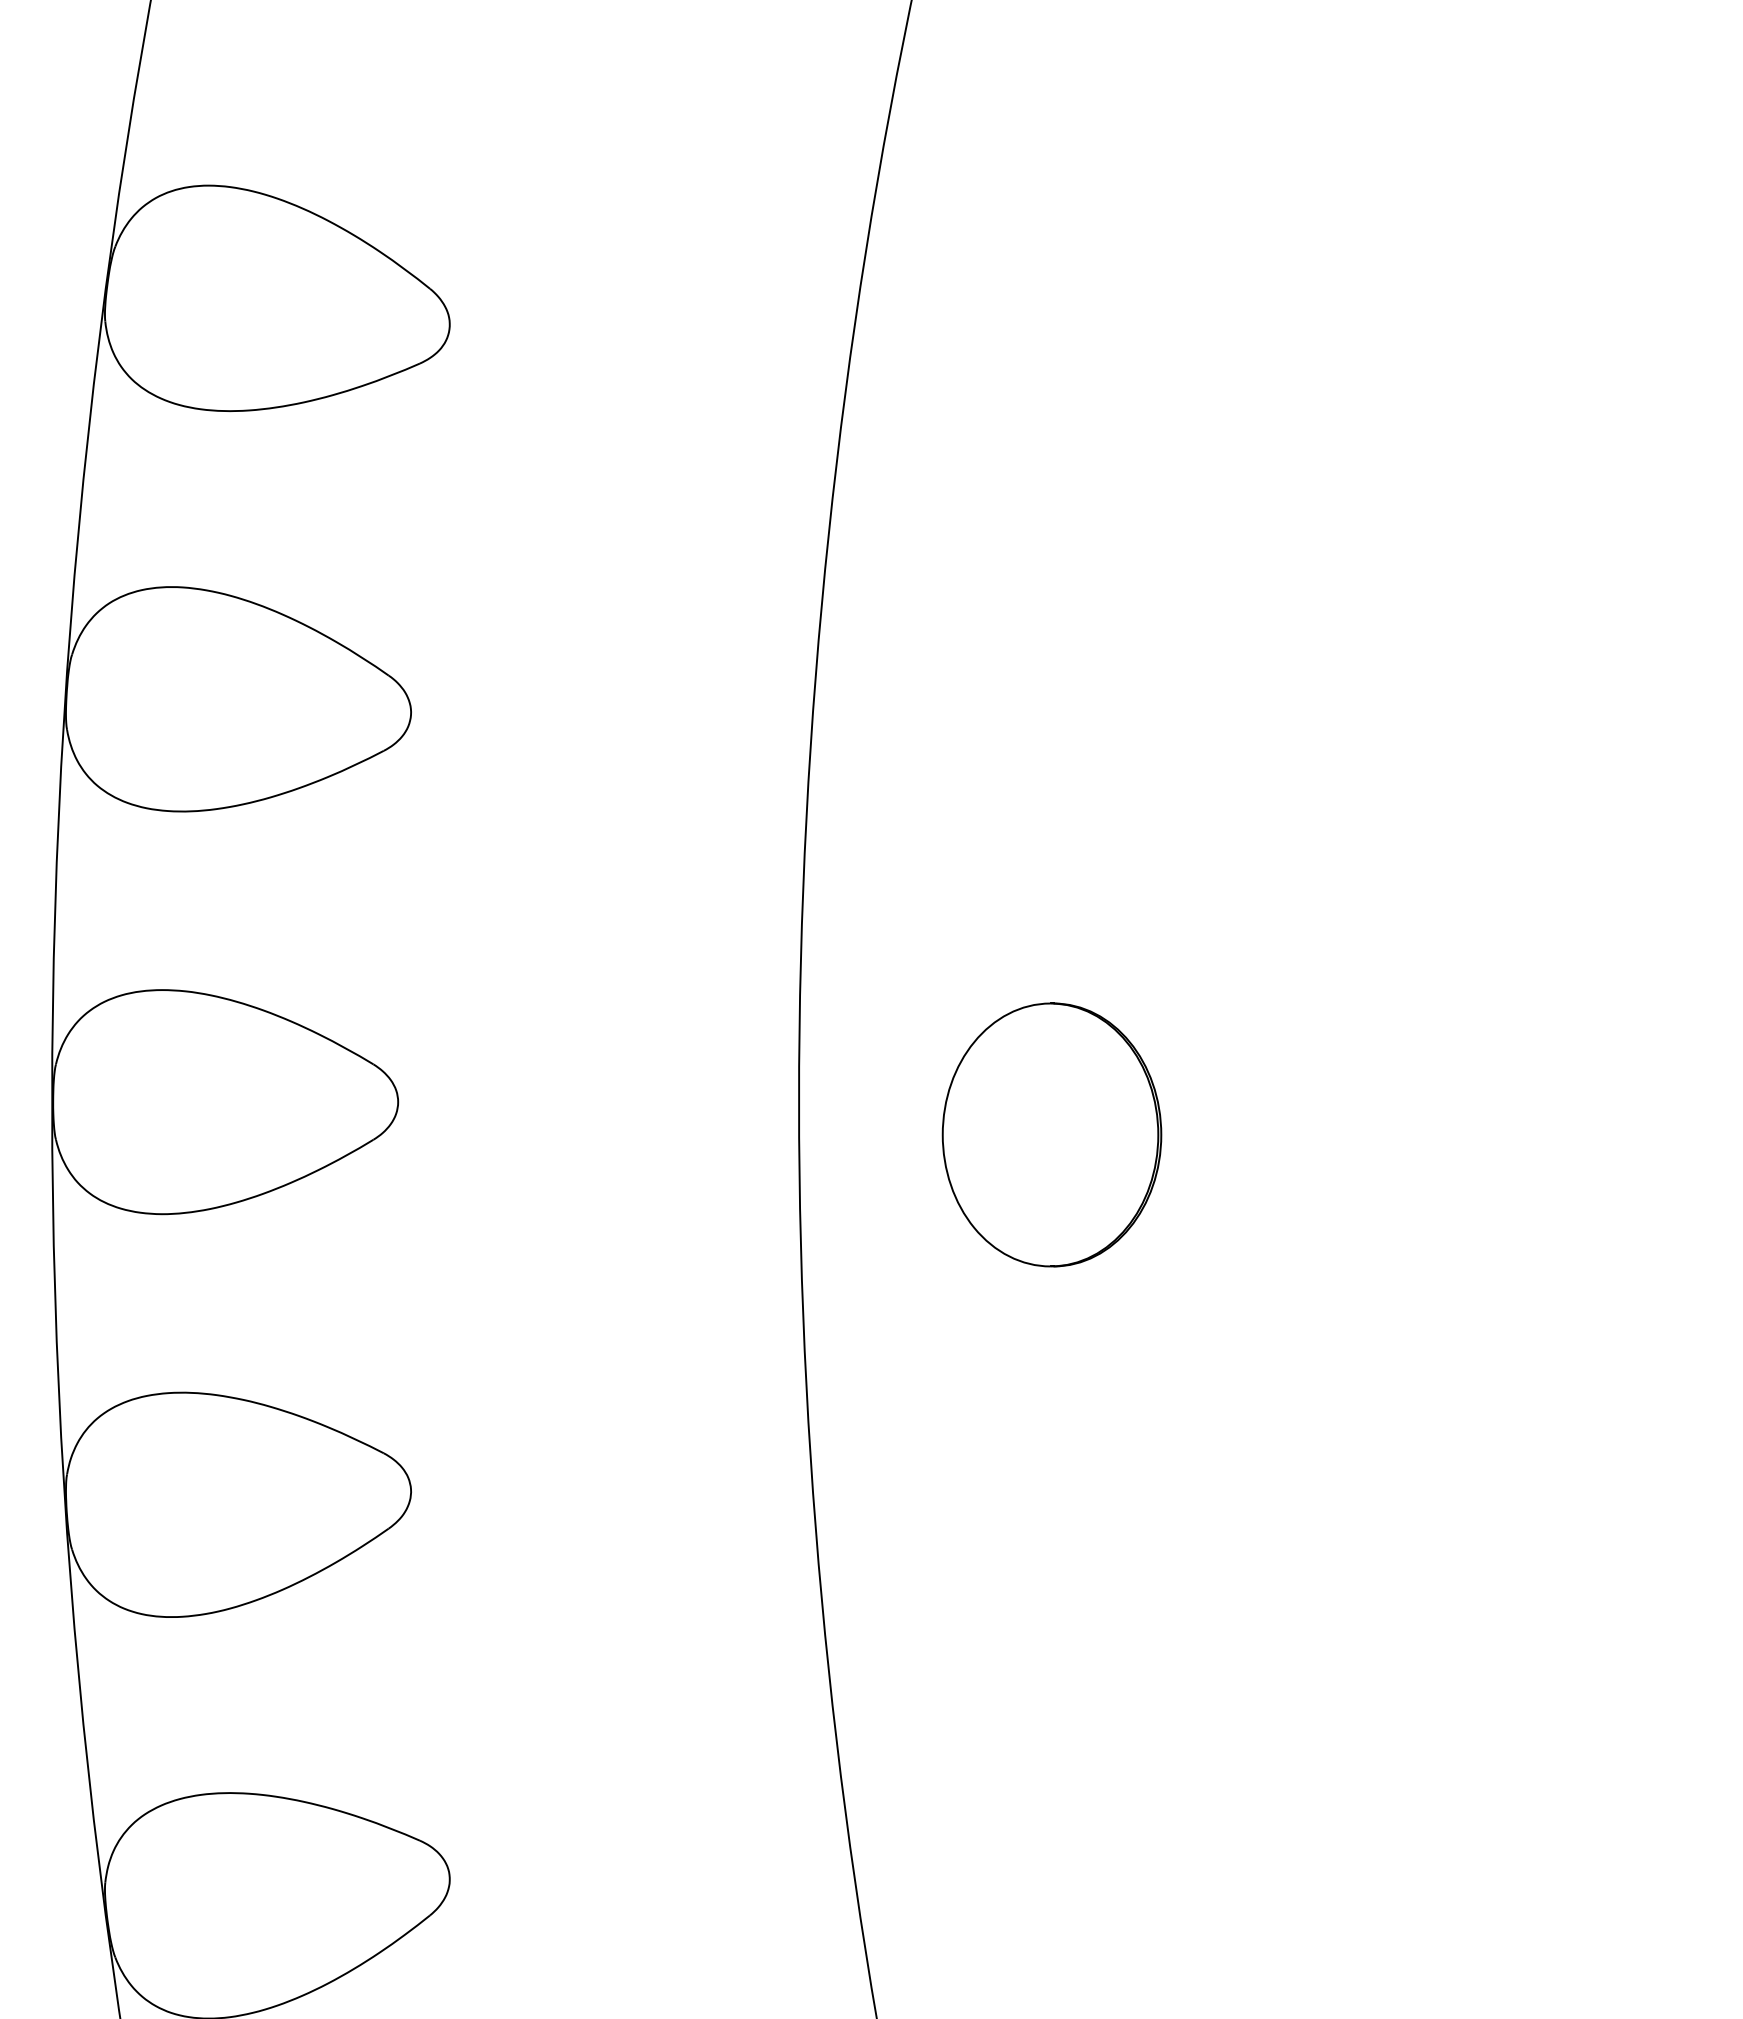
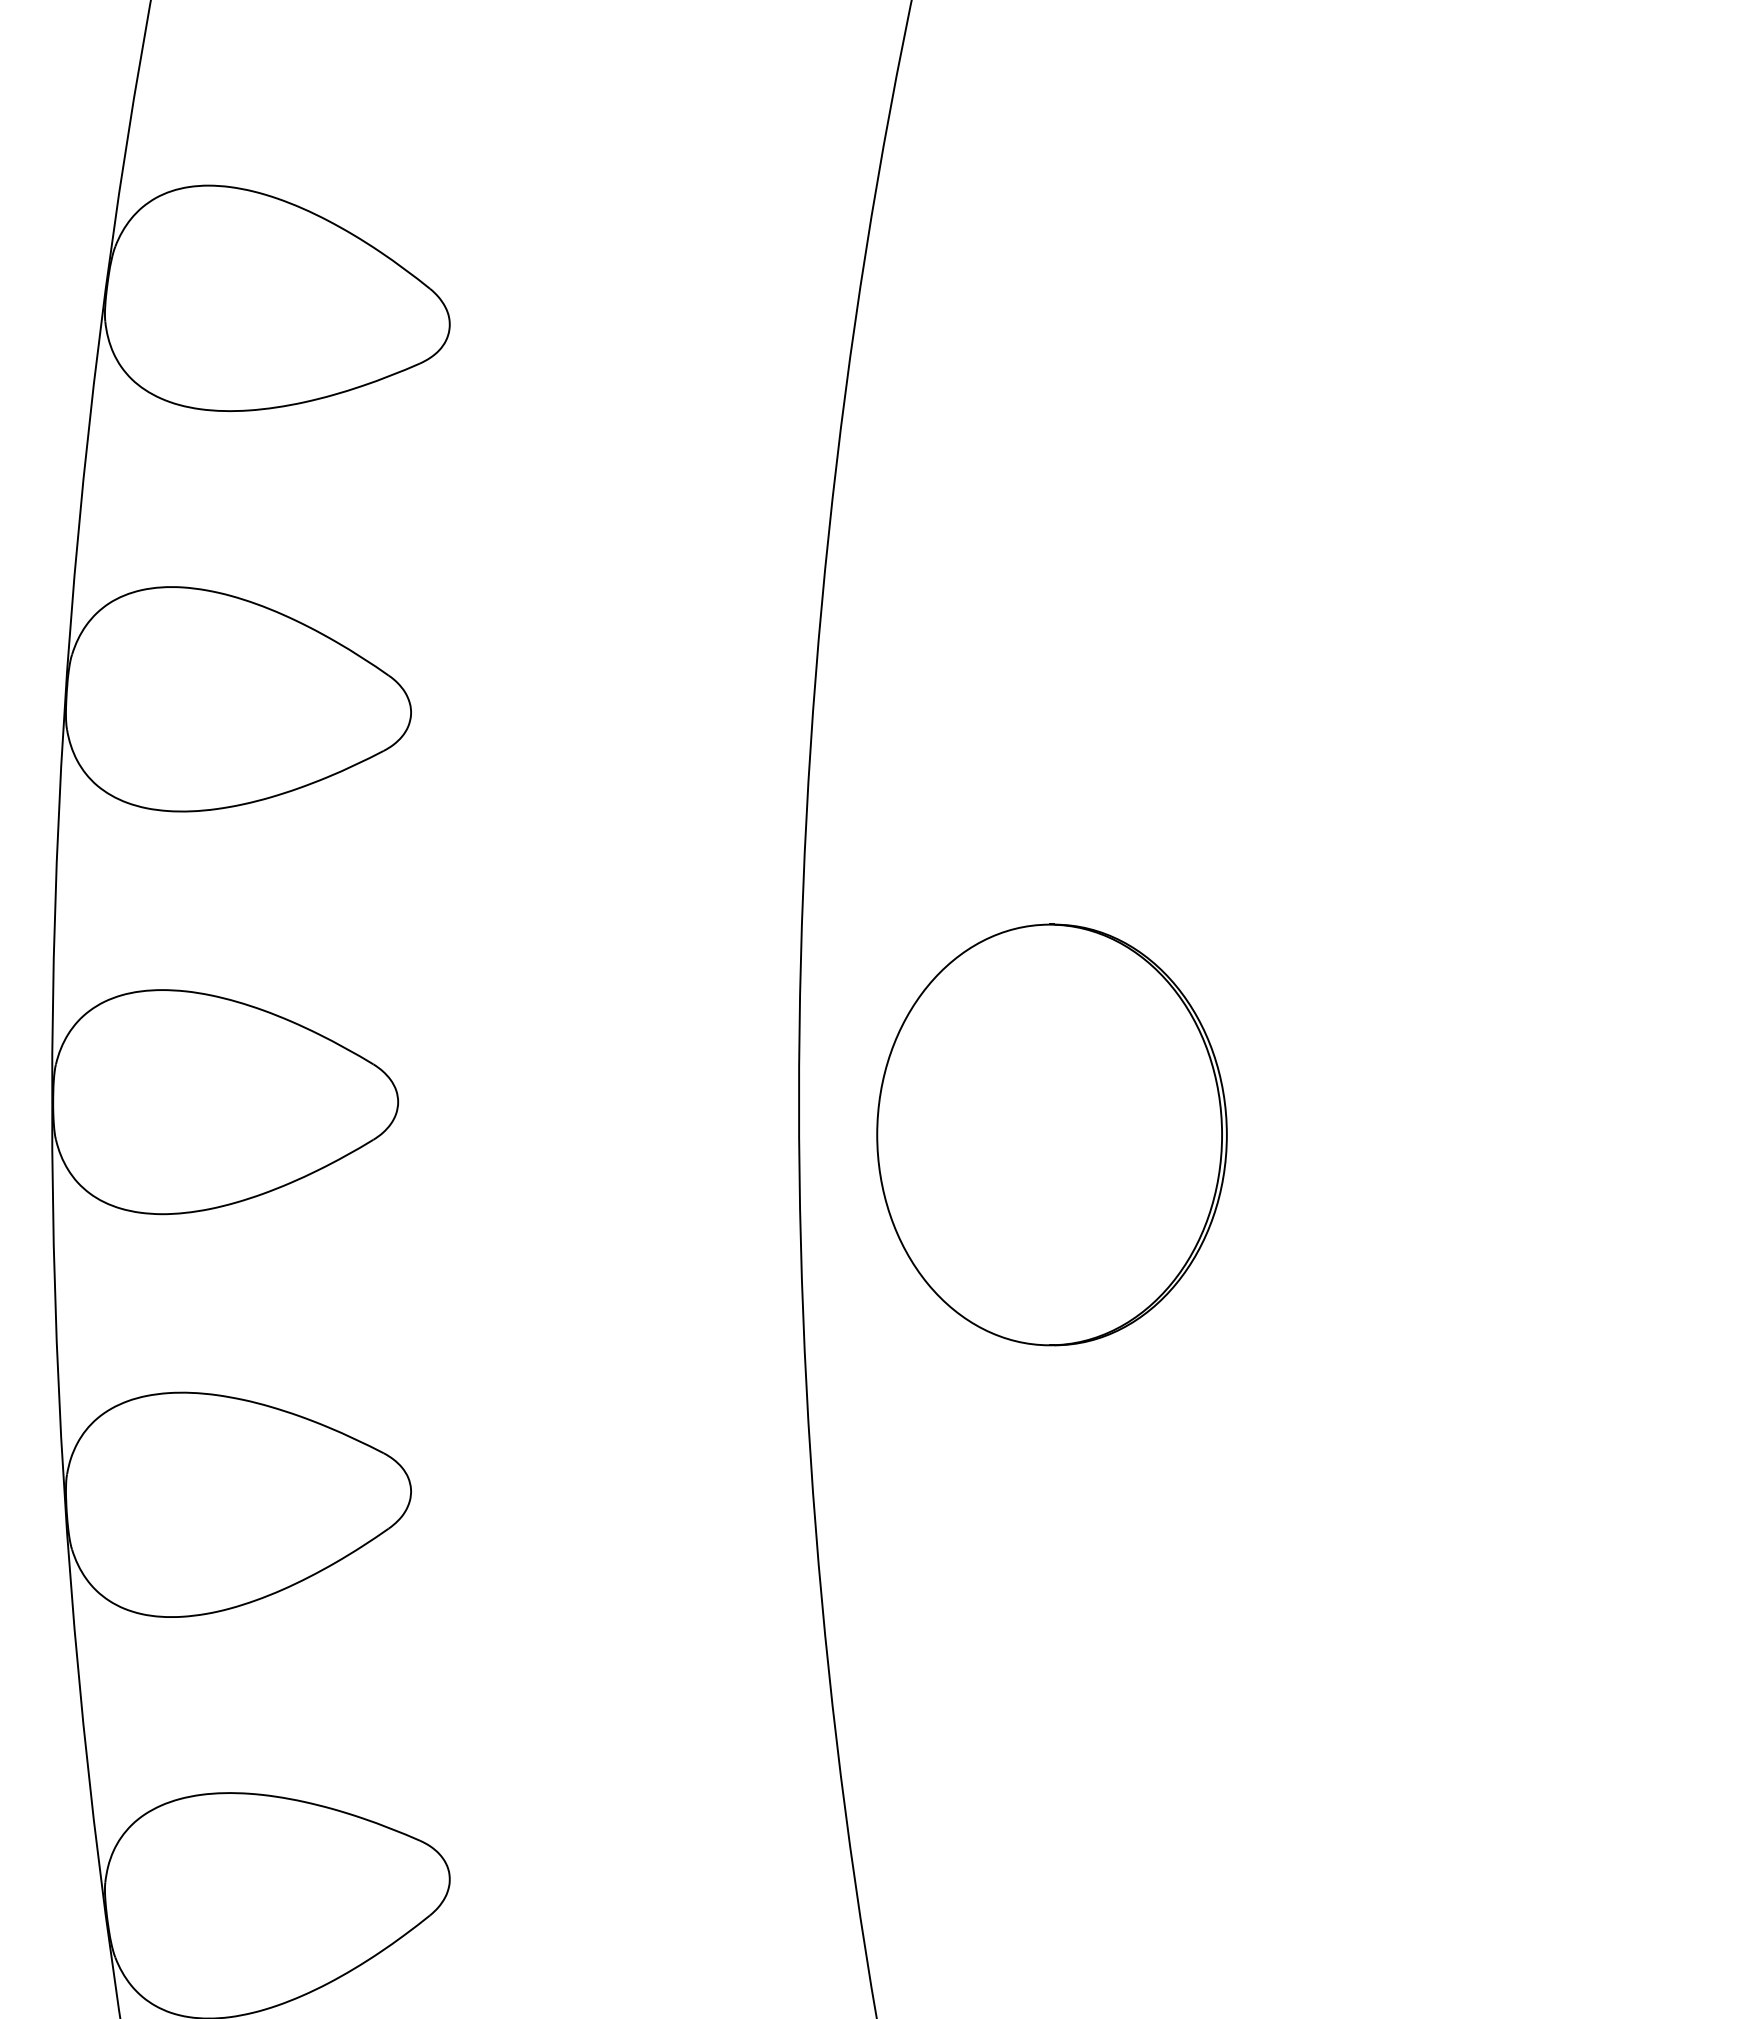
part size: 222x266 px -> 352x424 px (1051, 1134)
